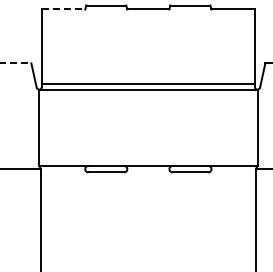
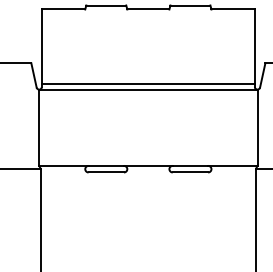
line: dashed -> solid (63, 9)
line: dashed -> solid (16, 63)
